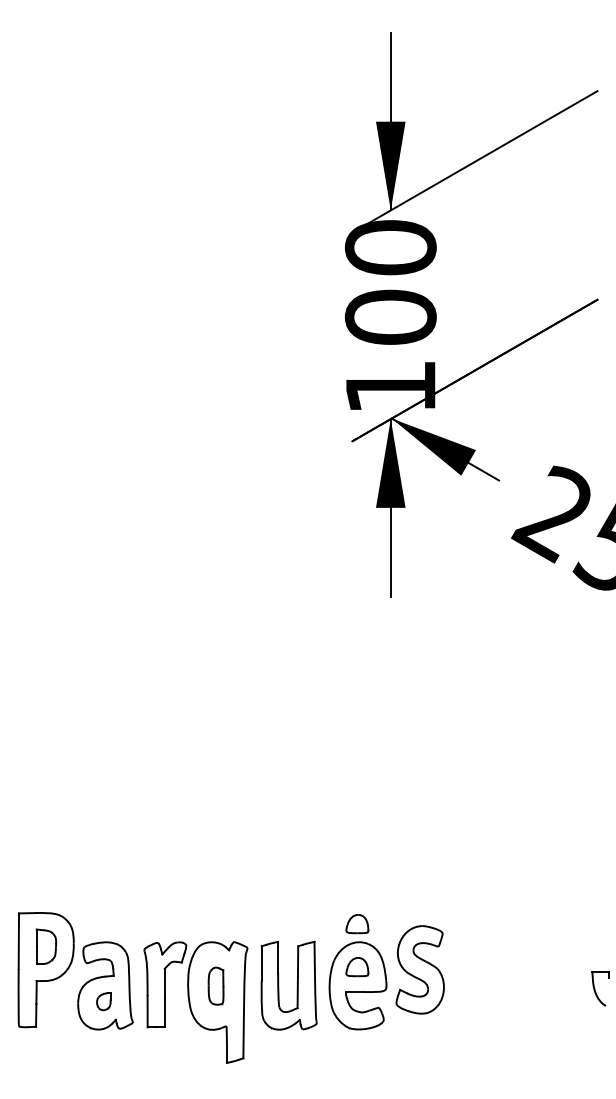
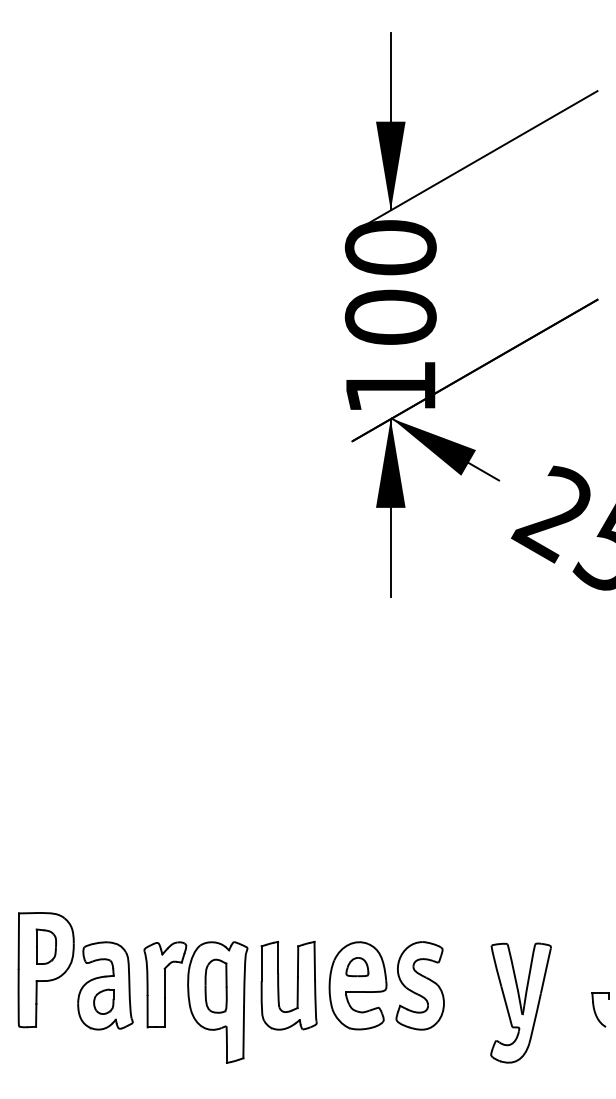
part: present -> none (357, 924)
part position: (419, 969) -> (419, 985) (419, 985)
part size: 18x40 px -> 24x56 px (215, 985)
part position: (600, 988) -> (600, 1009) (600, 1009)
part size: 16x20 px -> 22x27 px (103, 1001)
part: none -> present (520, 1002)
